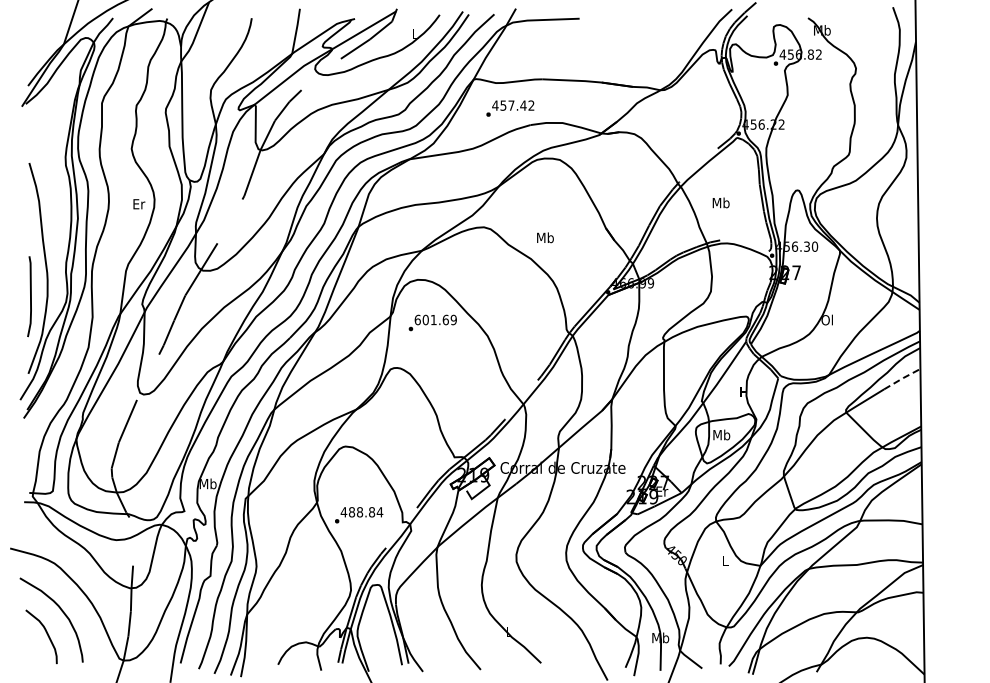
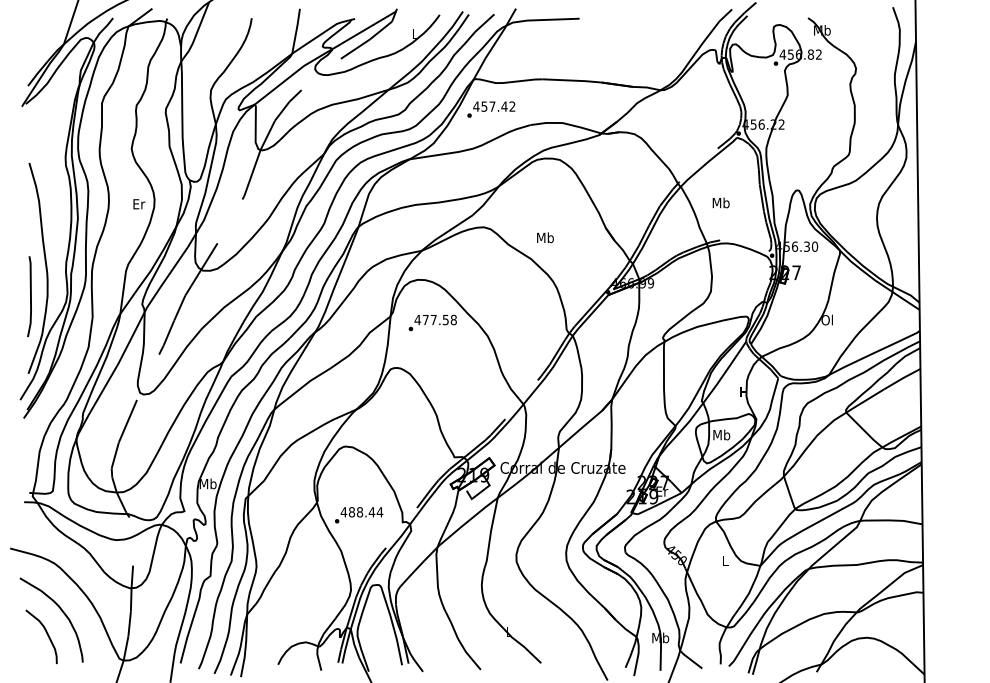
text position: (510, 108) -> (491, 109) (491, 109)
text: 601.69 -> 477.58 (435, 319)
line: dashed -> solid (902, 378)
text: 488.84 -> 488.44 (371, 512)
